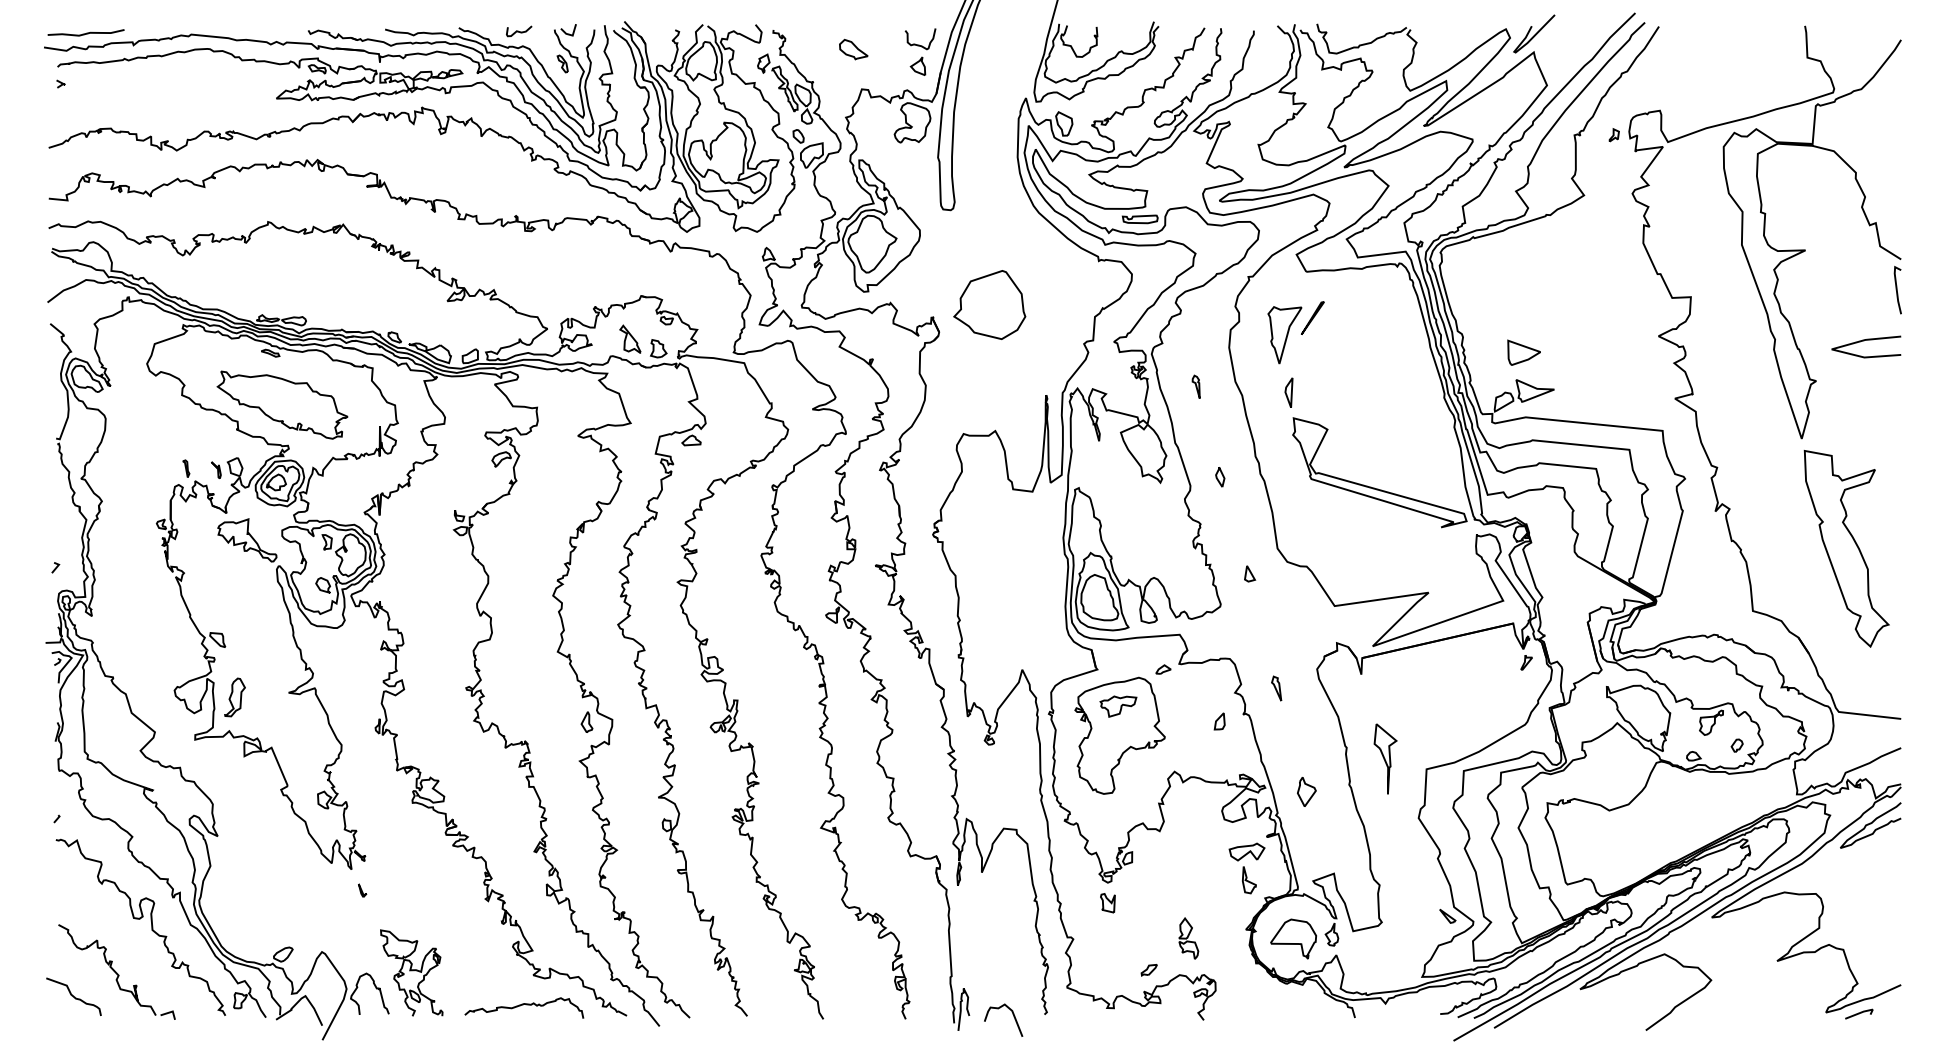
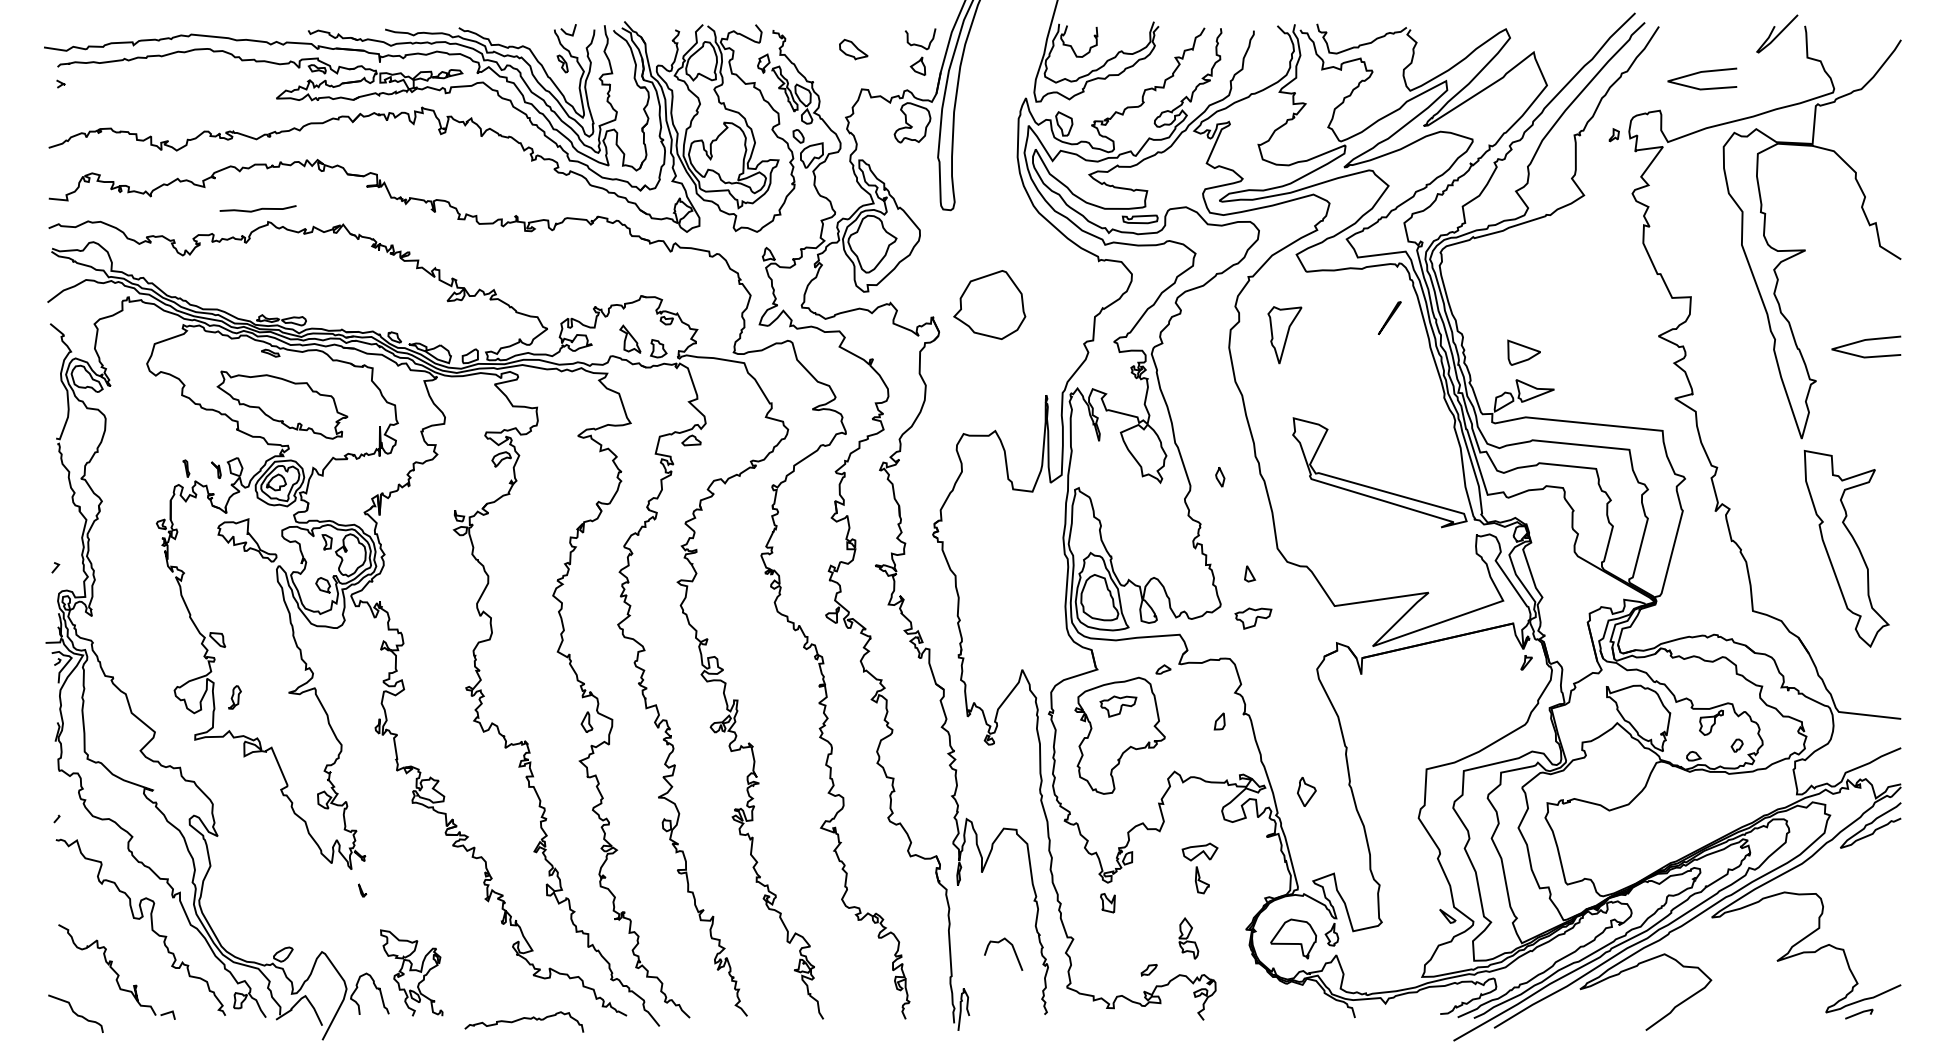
curve: present -> none (519, 31)
curve position: (86, 32) -> (258, 208) (258, 208)
curve position: (1535, 33) -> (1778, 33) (1778, 33)
line: none -> present (1700, 73)
line: present -> none (1897, 289)
line position: (1312, 317) -> (1389, 317) (1389, 317)
part: present -> none (1195, 386)
part: present -> none (1288, 392)
part: none -> present (1253, 618)
part: present -> none (1276, 688)
part size: 22x41 px -> 14x25 px (234, 697)
part: present -> none (1385, 758)
part position: (1246, 868) -> (1199, 868) (1199, 868)
curve position: (73, 996) -> (75, 1013) (75, 1013)
curve position: (523, 1005) -> (523, 1019) (523, 1019)
curve position: (1013, 1017) -> (1013, 951) (1013, 951)
